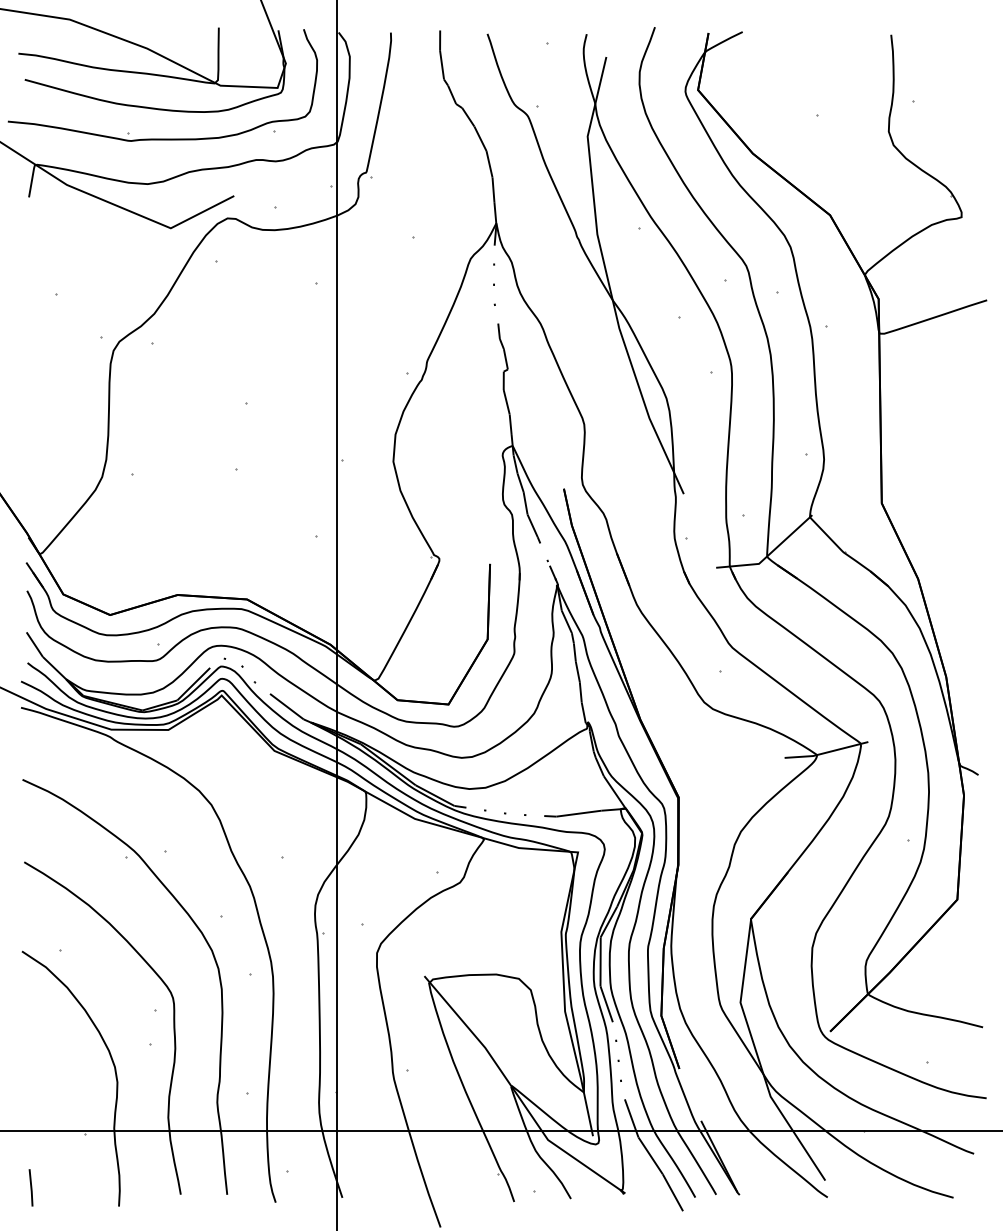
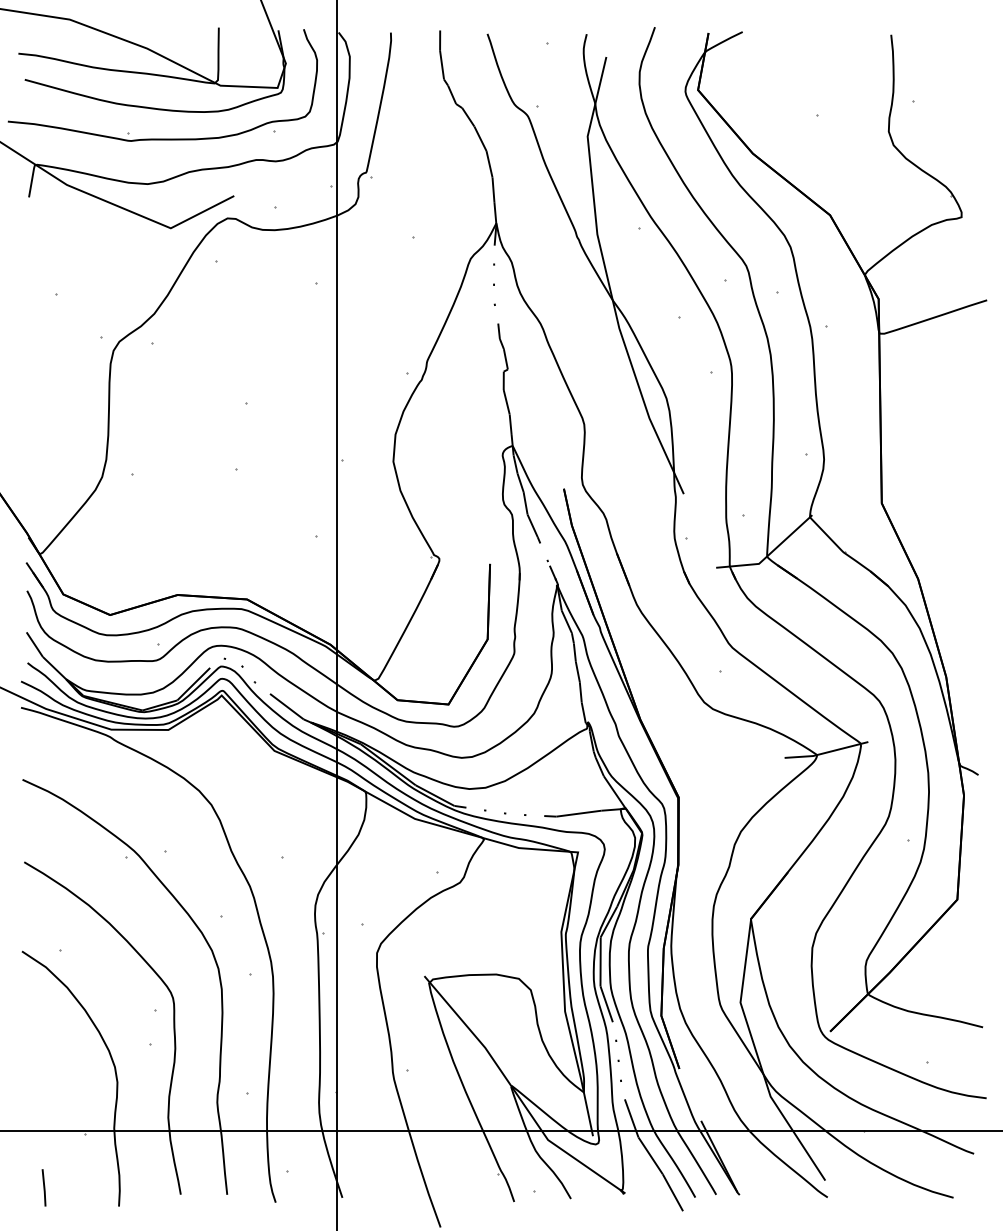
line position: (30, 1187) -> (43, 1187) (43, 1187)
